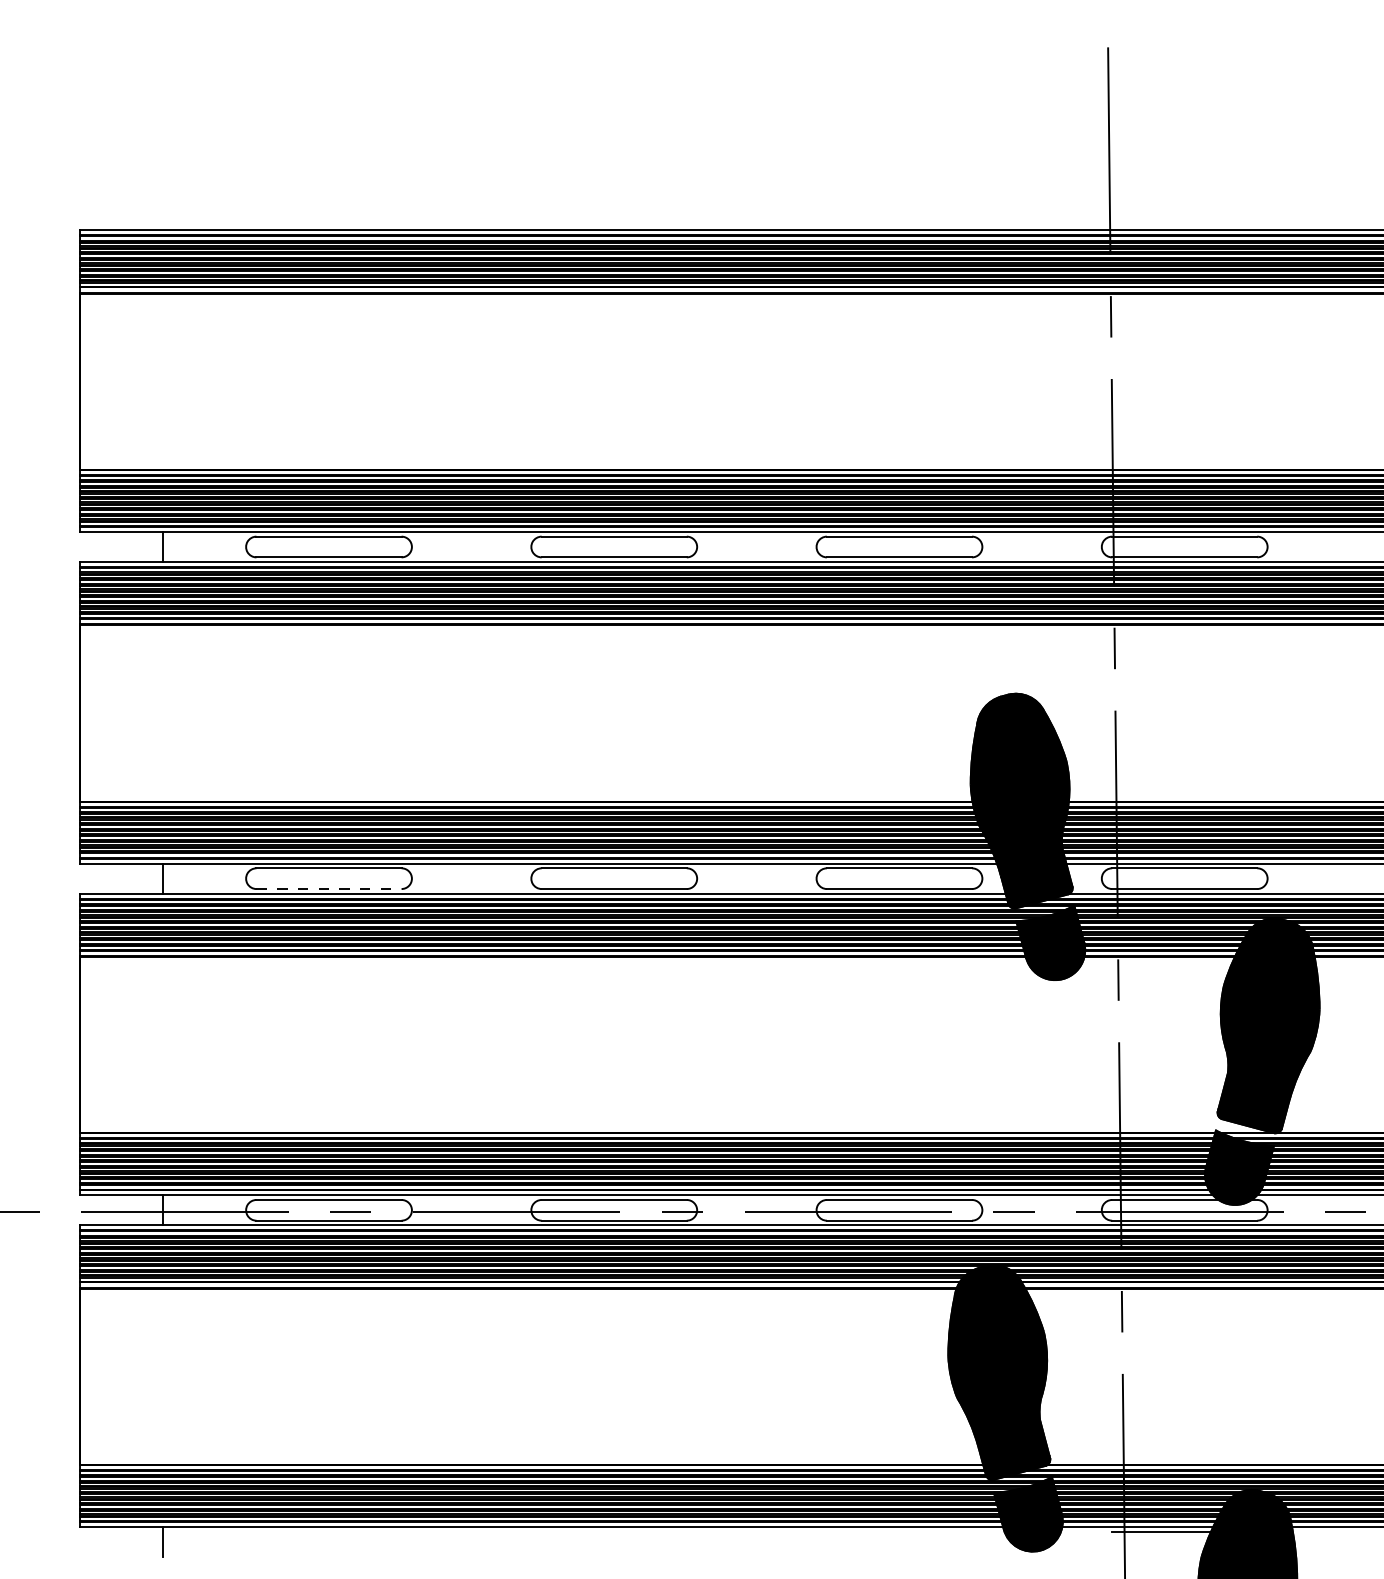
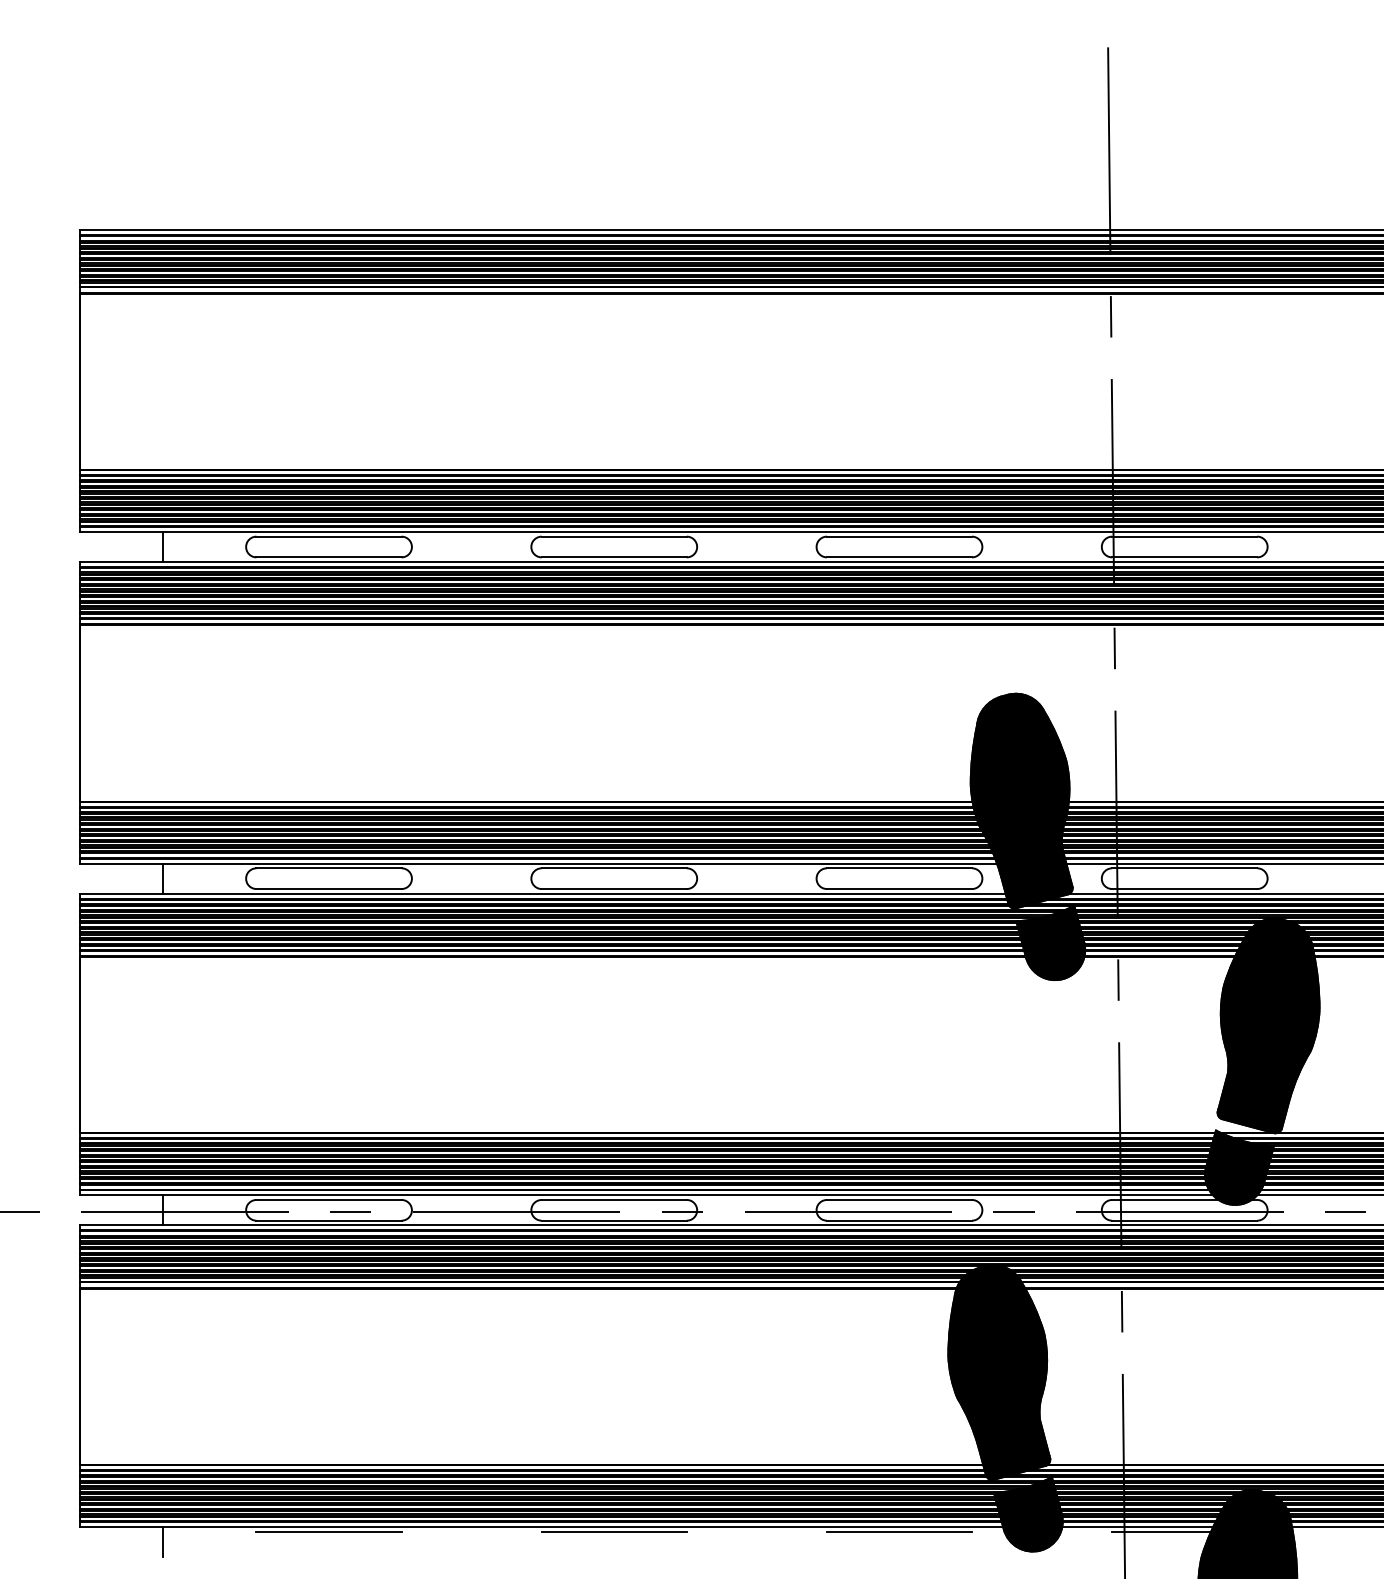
line: dashed -> solid (329, 889)
line: none -> present (328, 1531)
line: none -> present (613, 1531)
line: none -> present (899, 1531)
